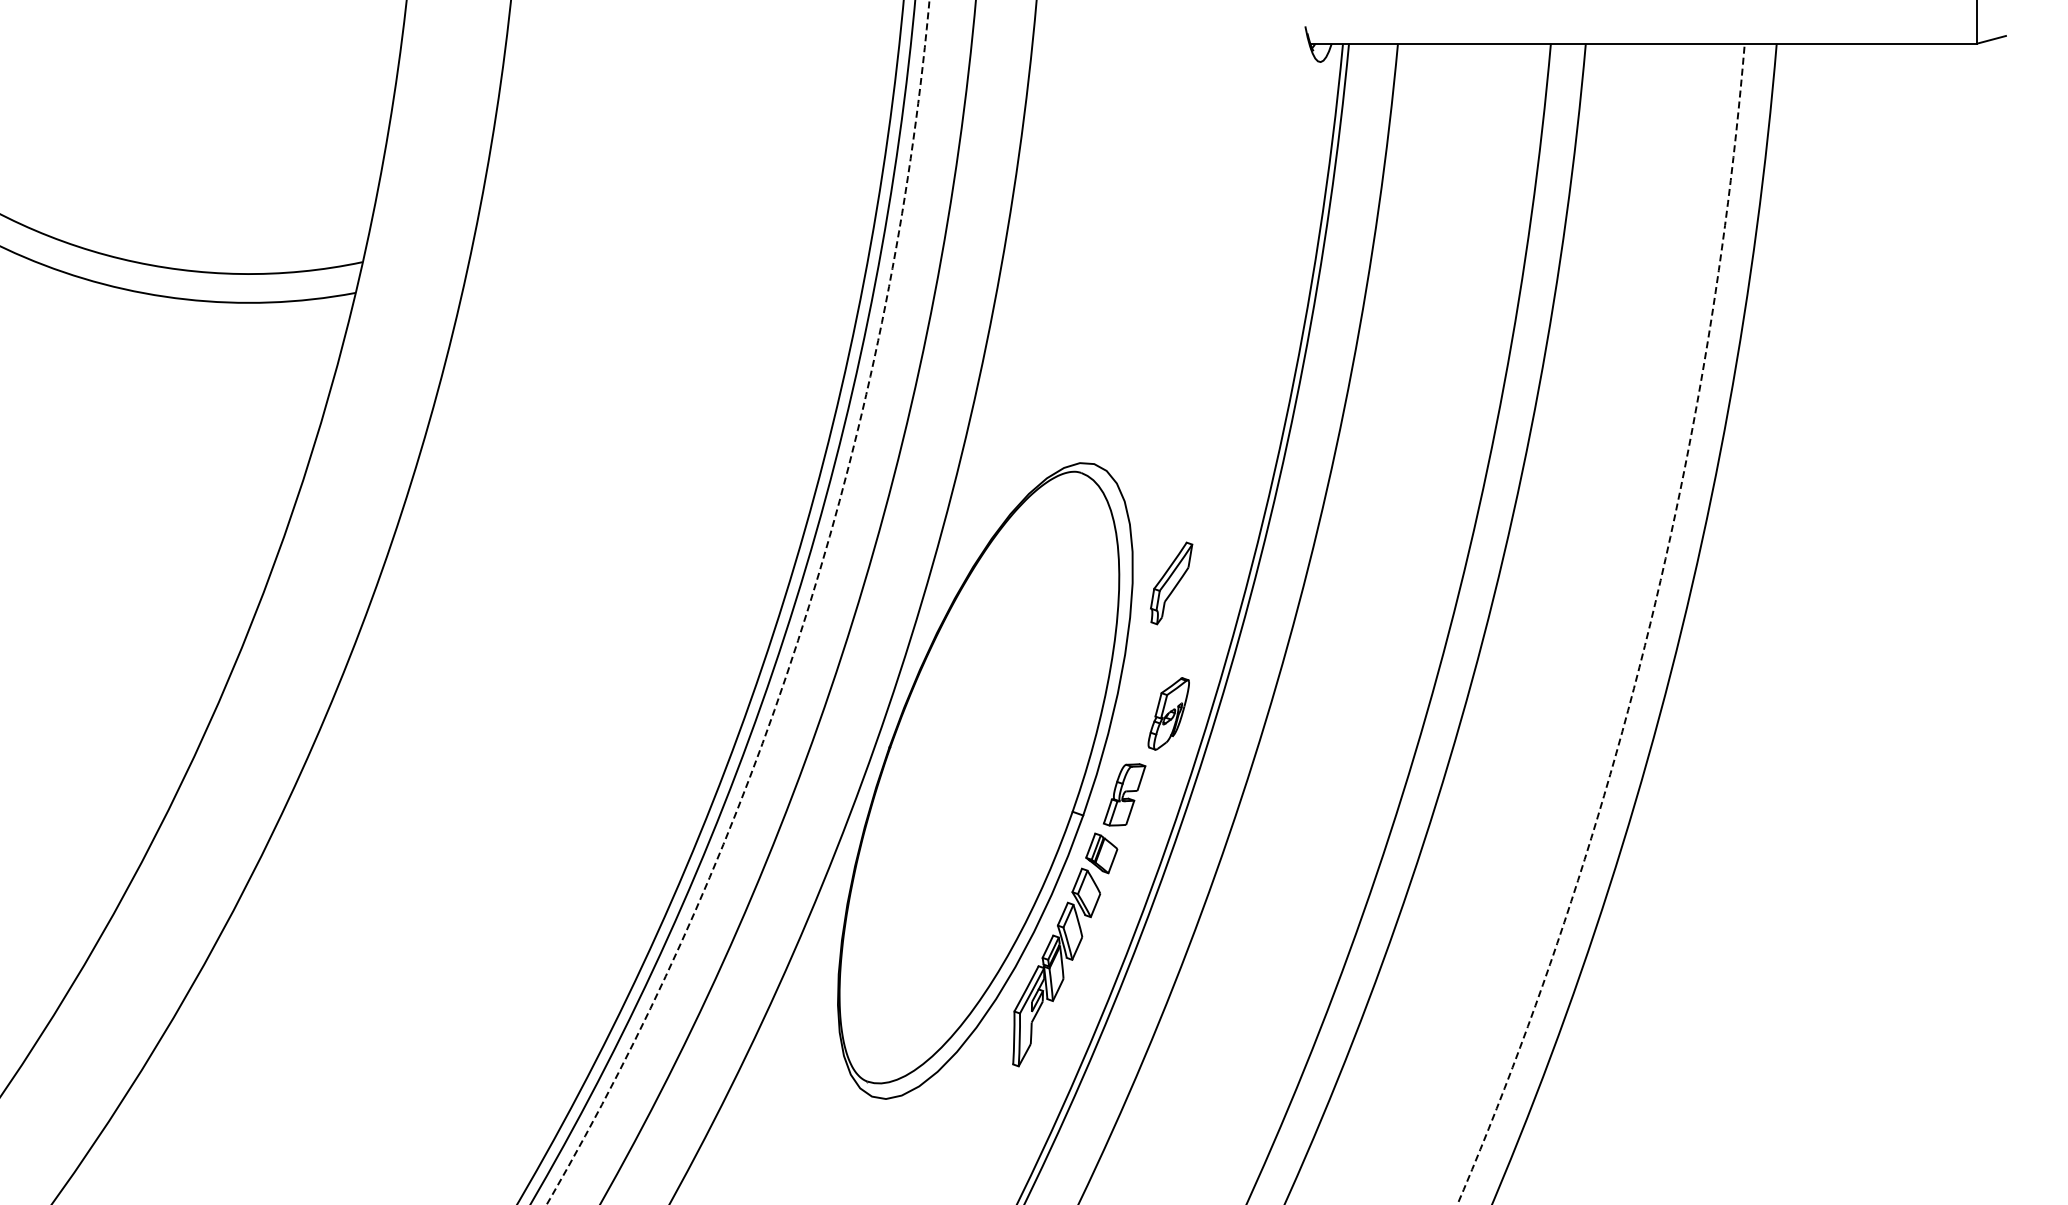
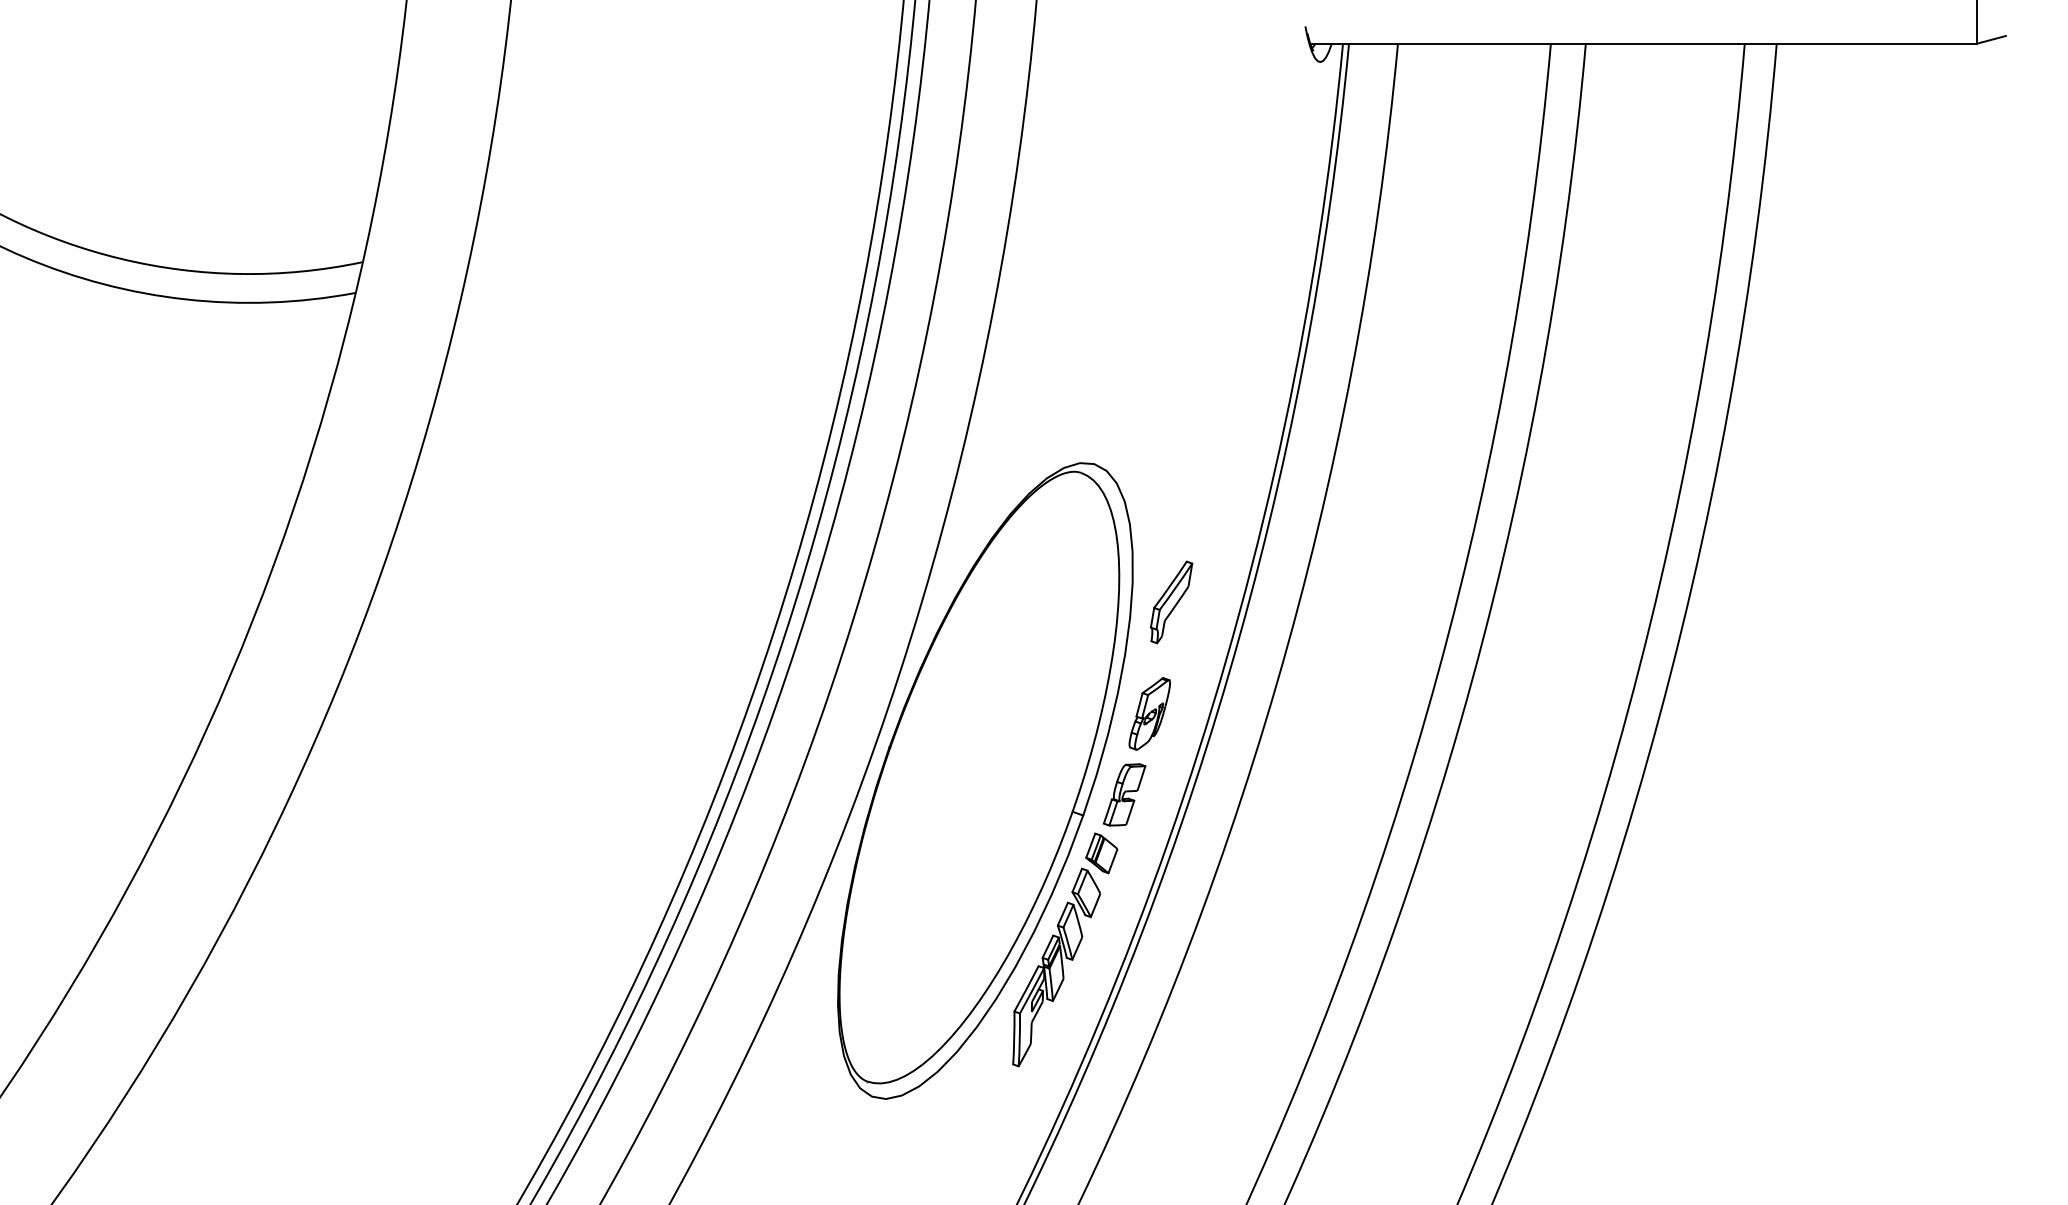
part position: (1171, 583) -> (1171, 602) (1171, 602)
circle: dashed -> solid (737, 602)
arc: dashed -> solid (1647, 635)
part position: (1168, 713) -> (1149, 713) (1149, 713)
